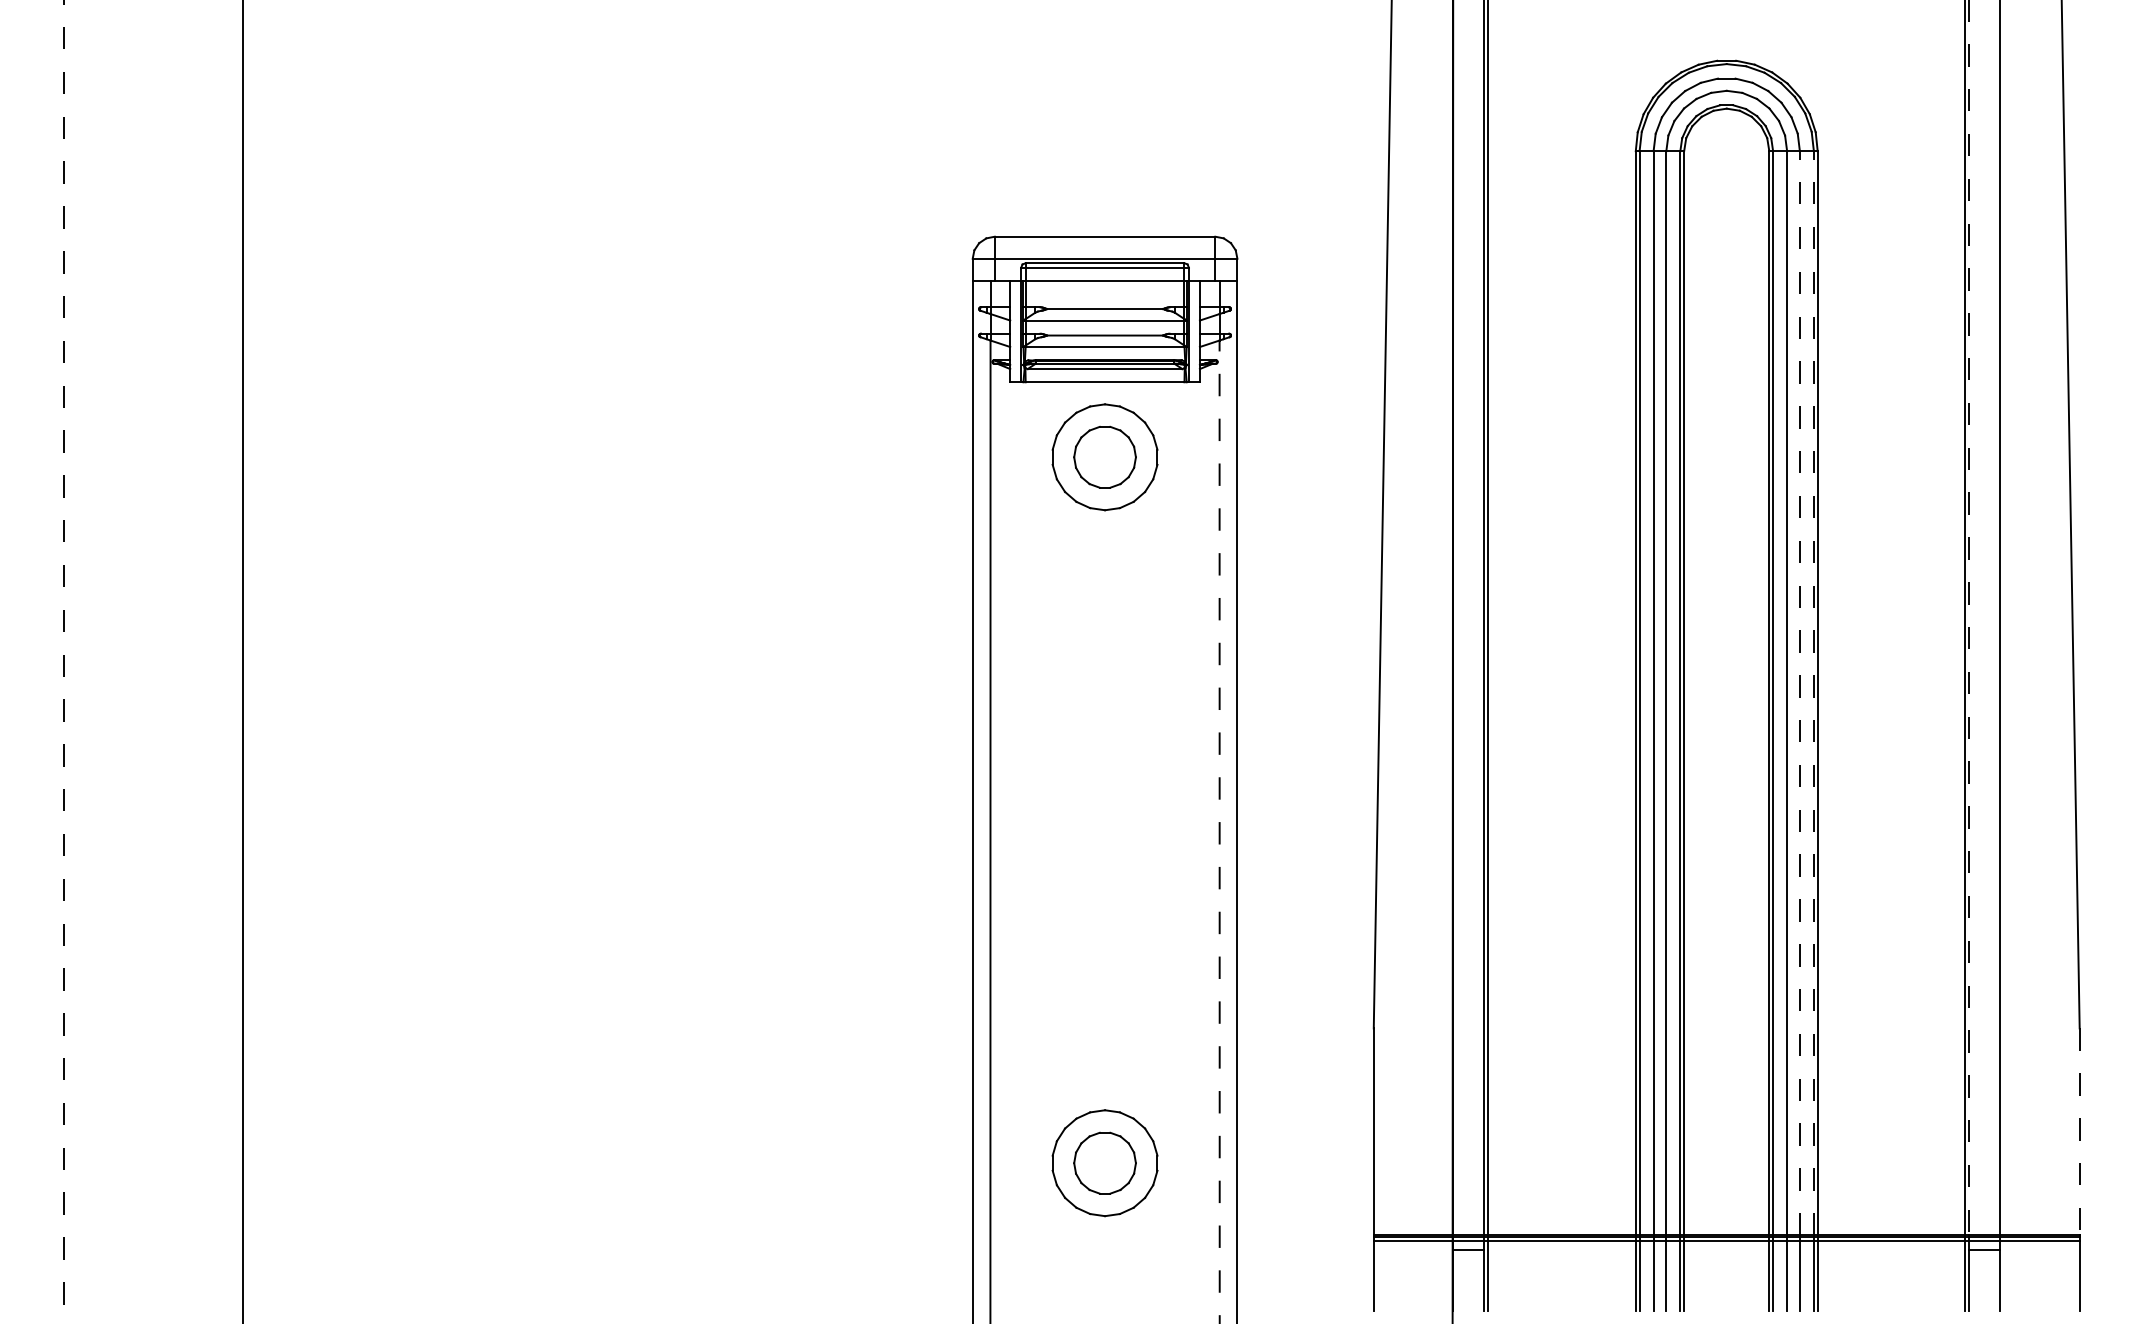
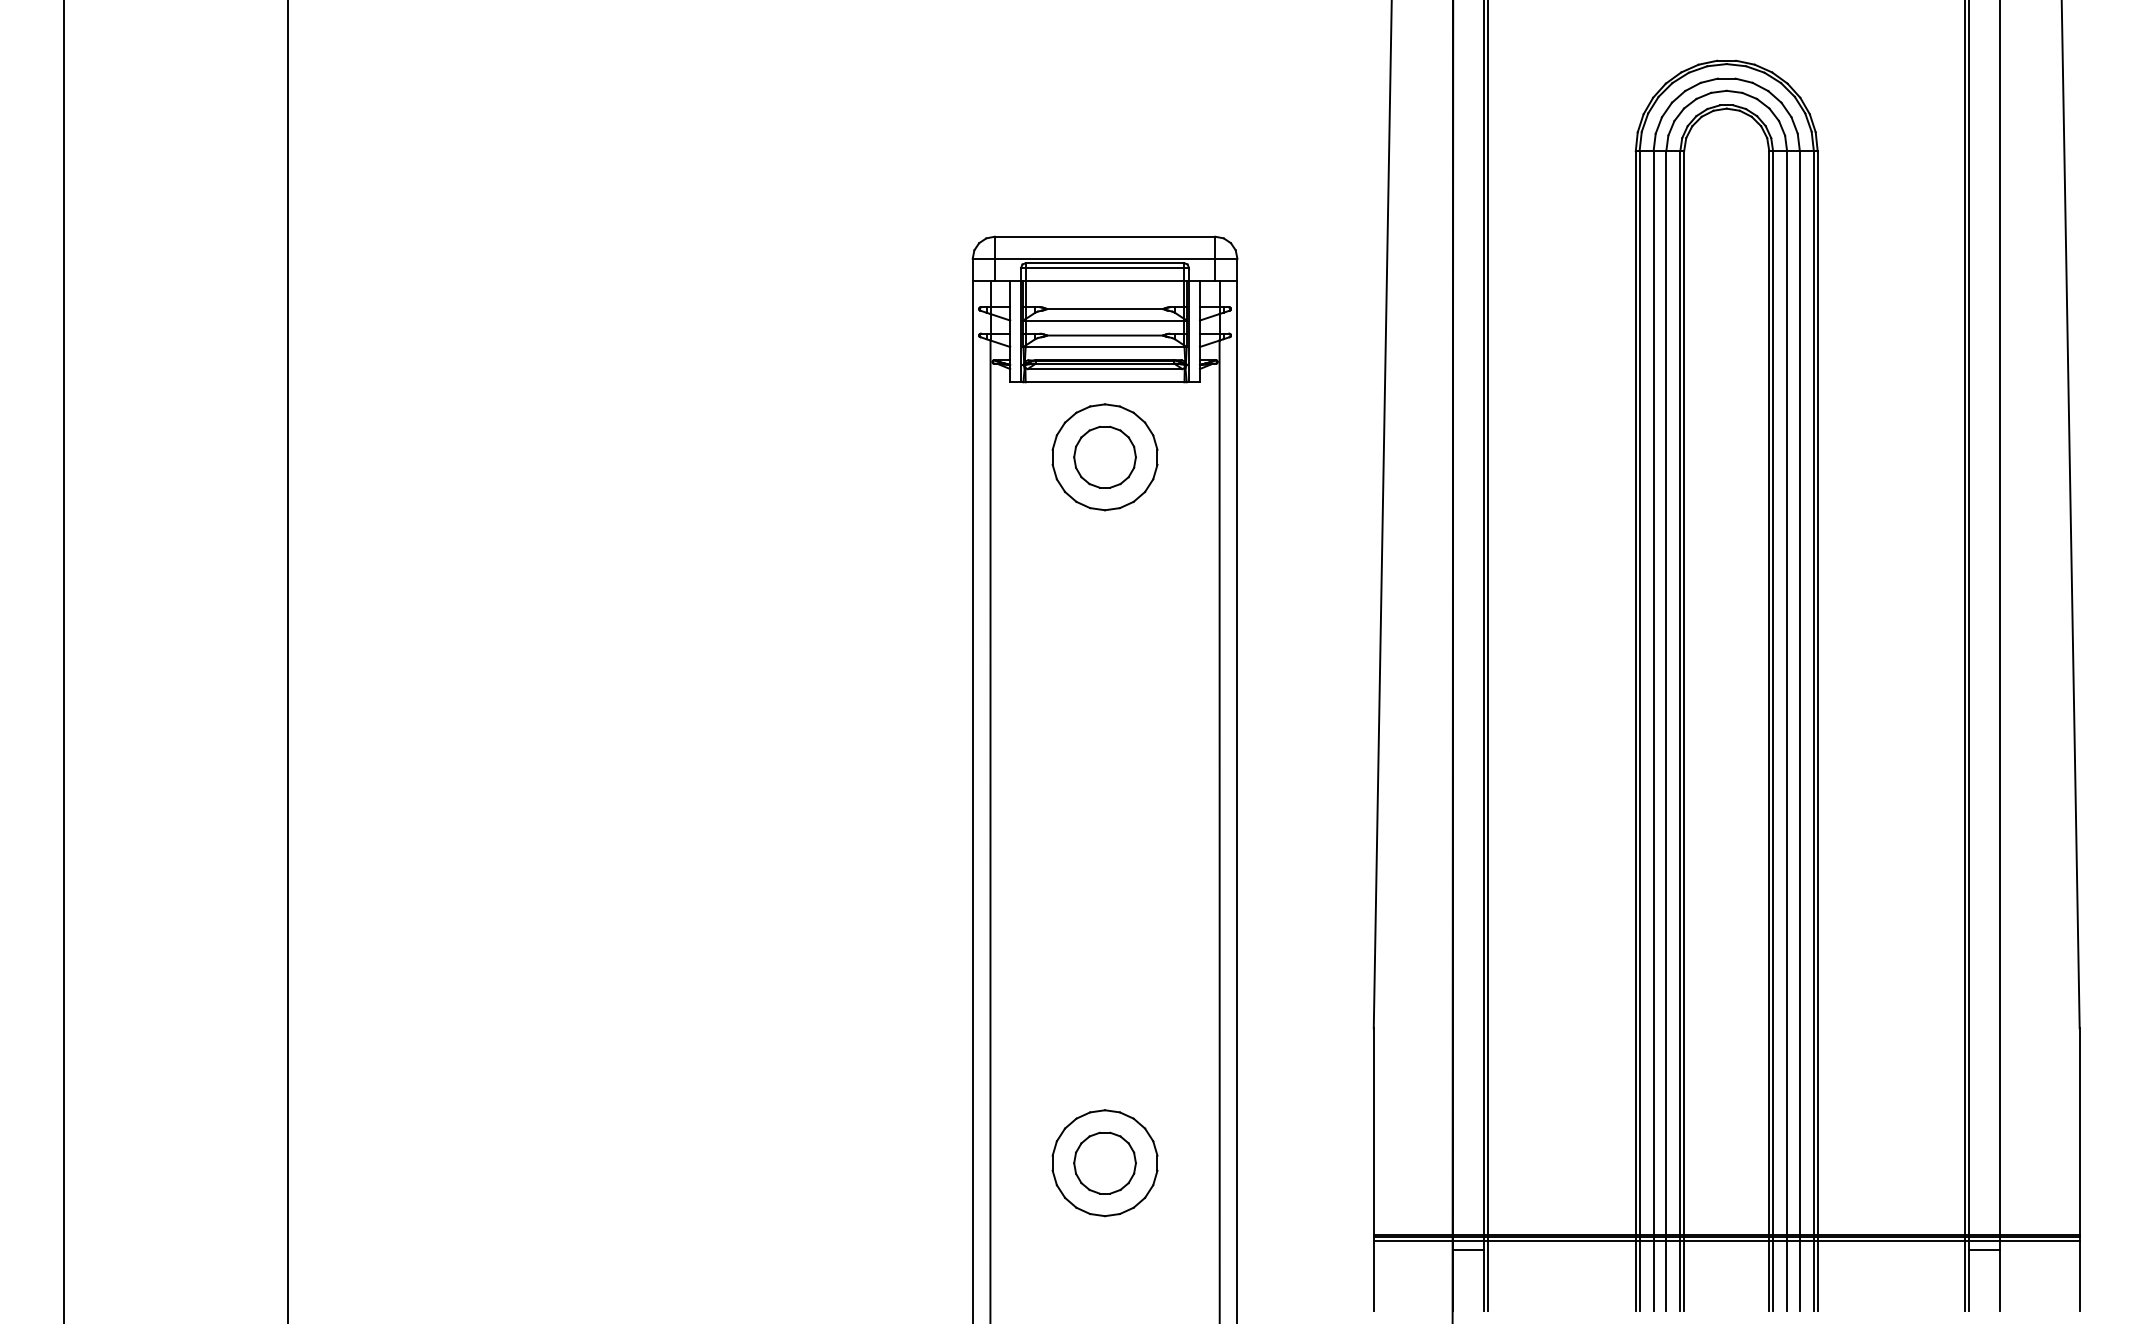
line: dashed -> solid (1969, 618)
line: dashed -> solid (64, 661)
line position: (243, 661) -> (288, 661) (288, 661)
line: dashed -> solid (1799, 692)
line: dashed -> solid (1813, 692)
line: dashed -> solid (1219, 831)
line: dashed -> solid (2079, 1131)
